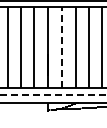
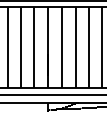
line: dashed -> solid (62, 47)
line: dashed -> solid (53, 94)
